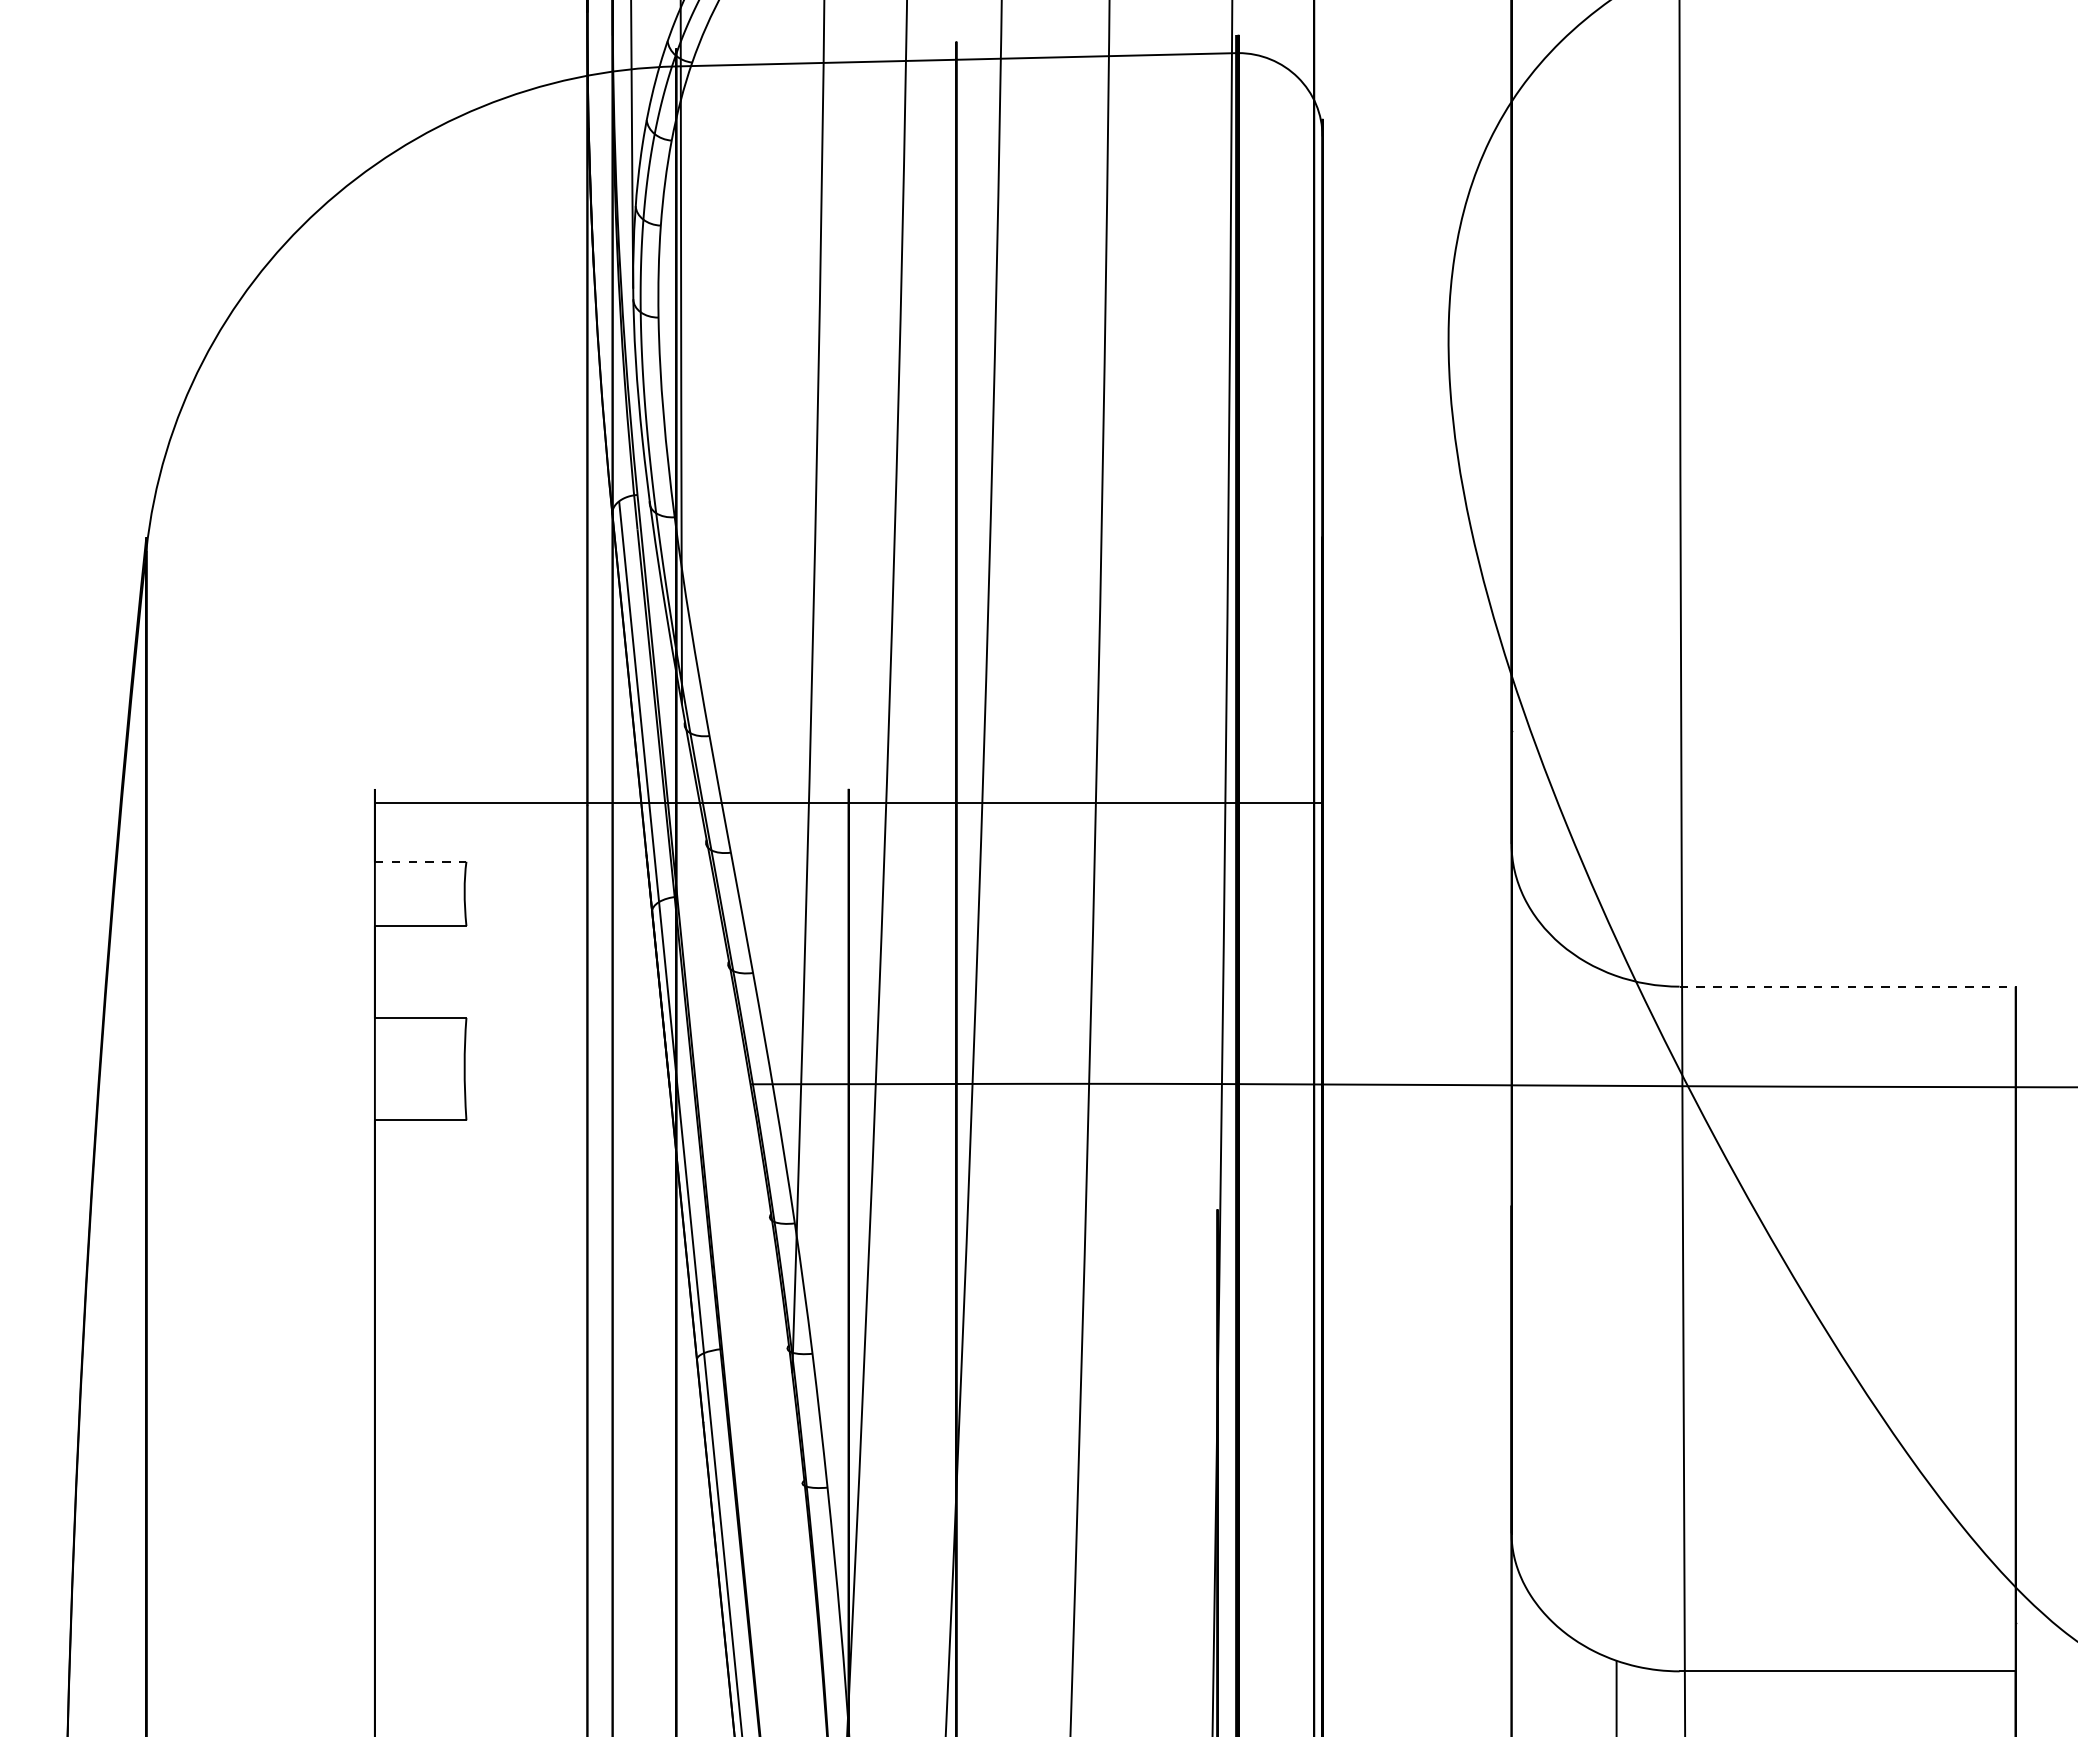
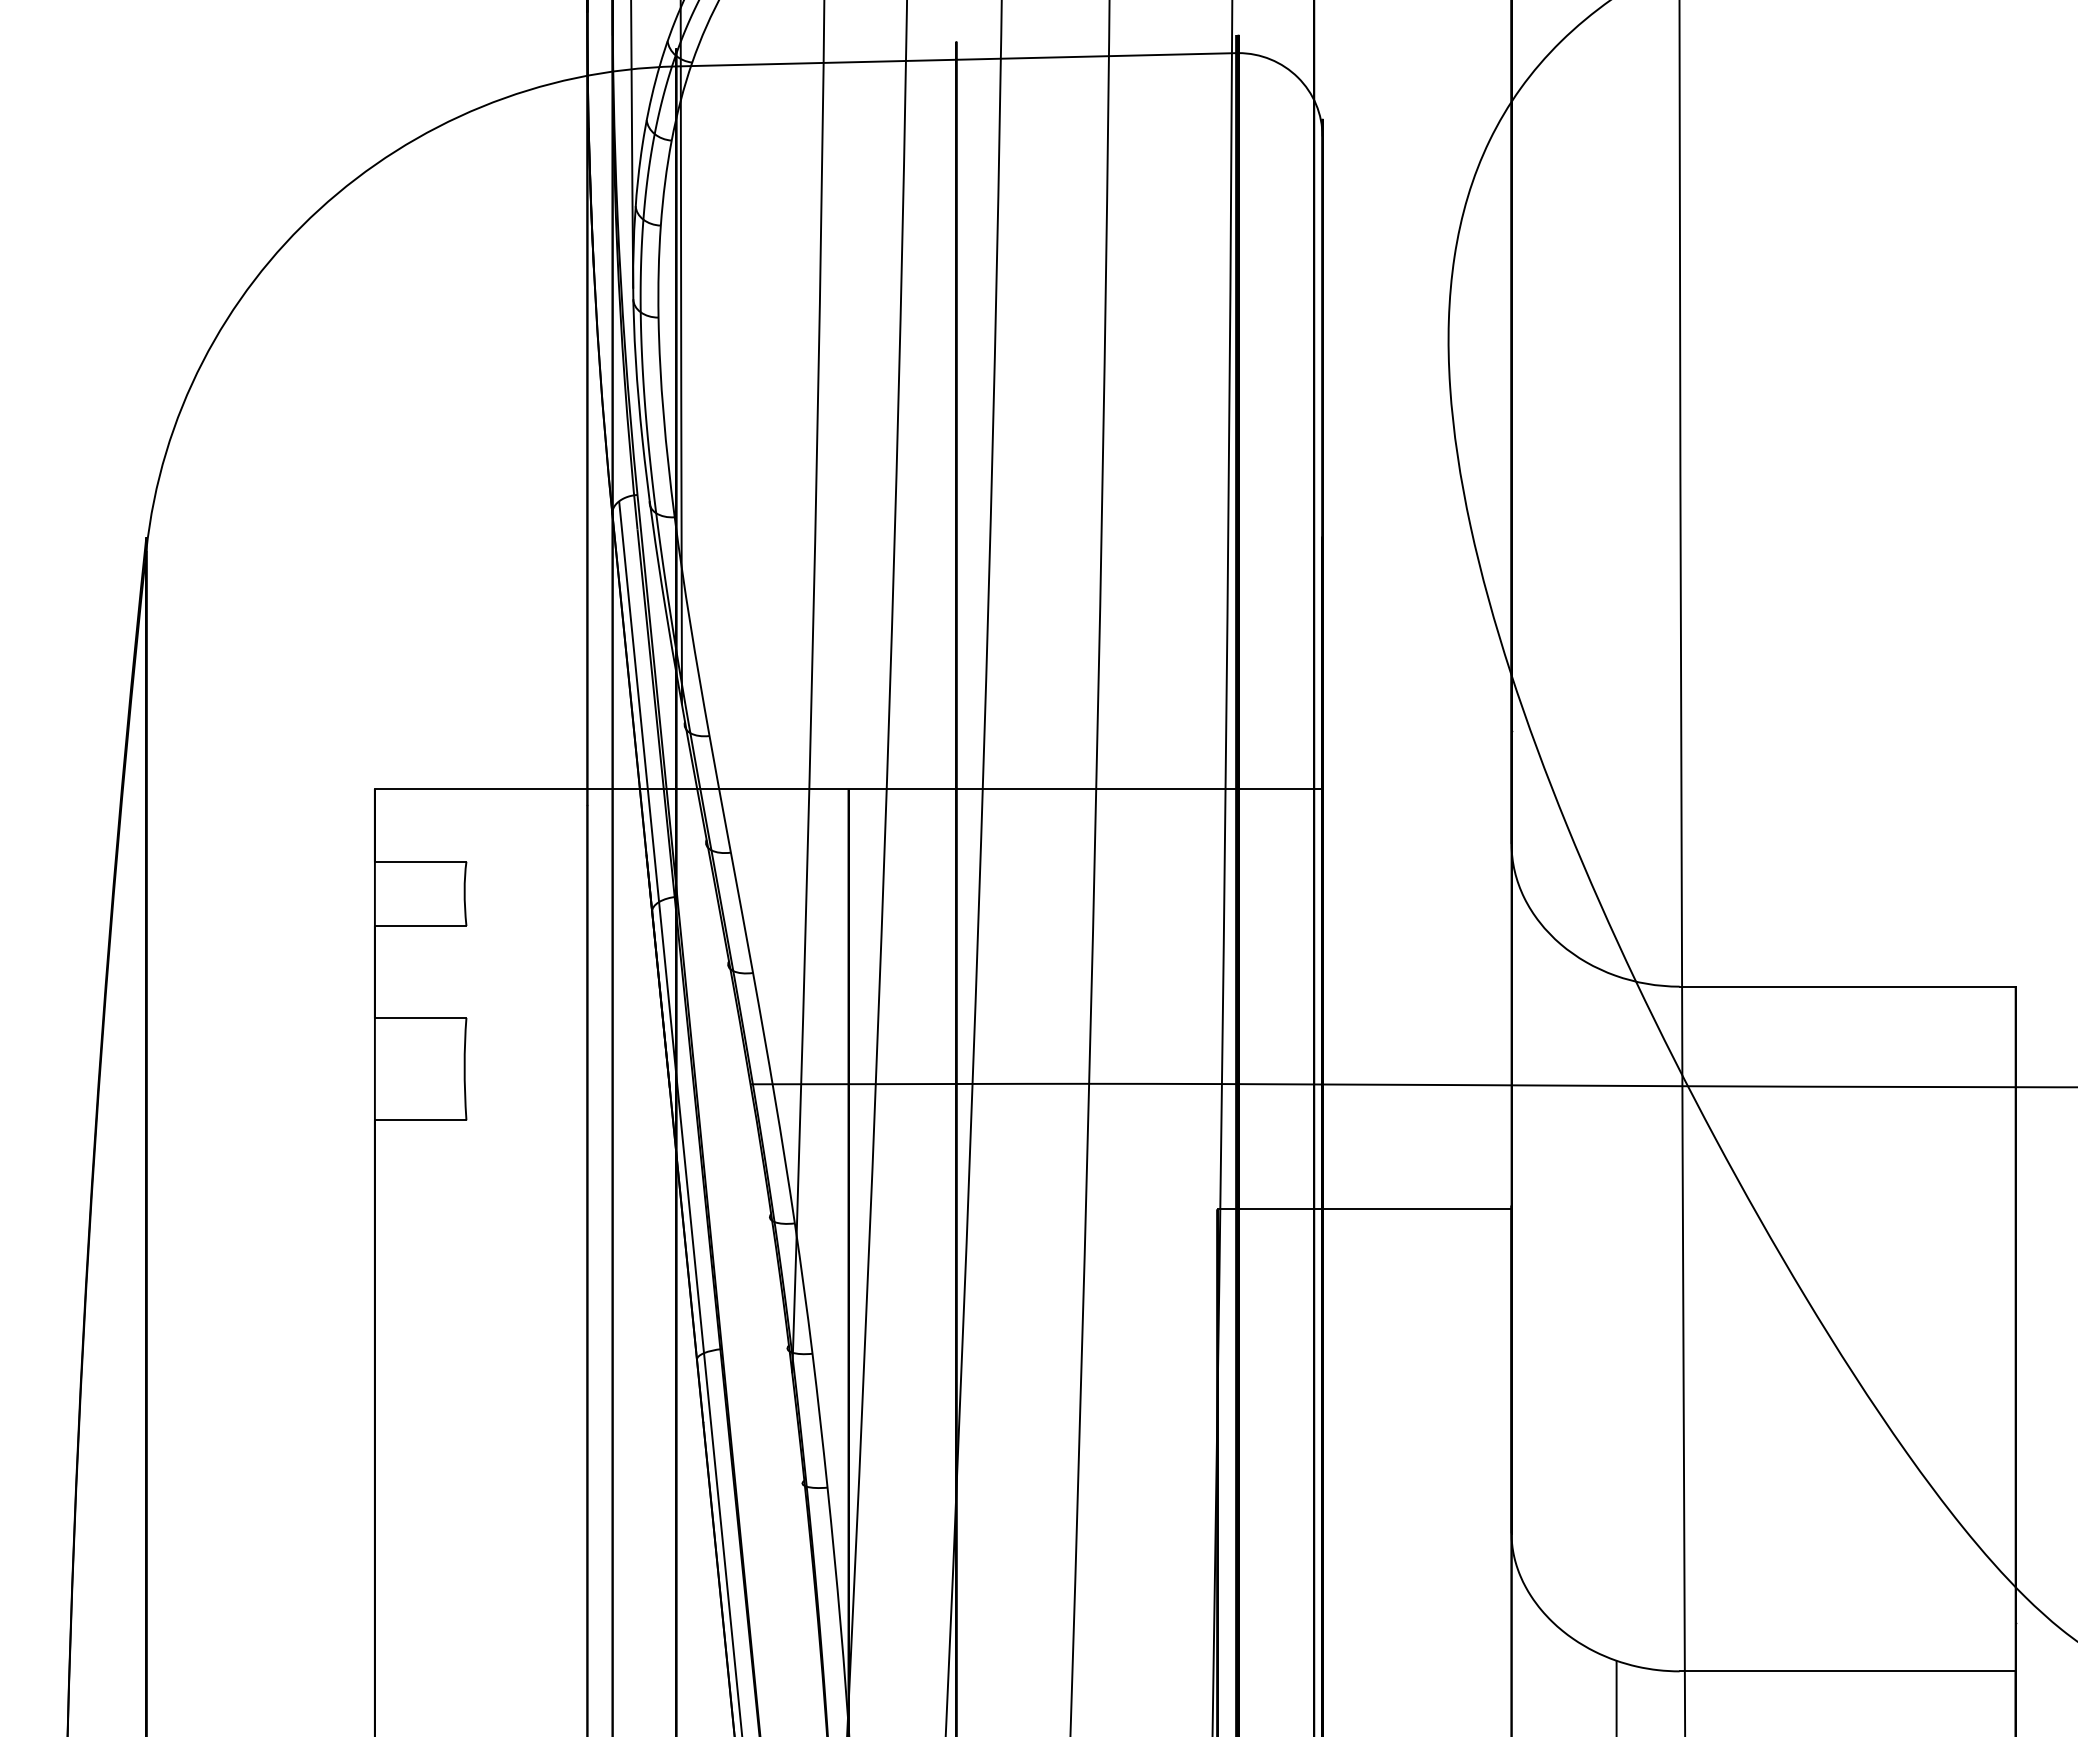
line position: (848, 803) -> (848, 789) (848, 789)
line: dashed -> solid (420, 861)
line: dashed -> solid (1848, 986)
line: none -> present (1364, 1209)
